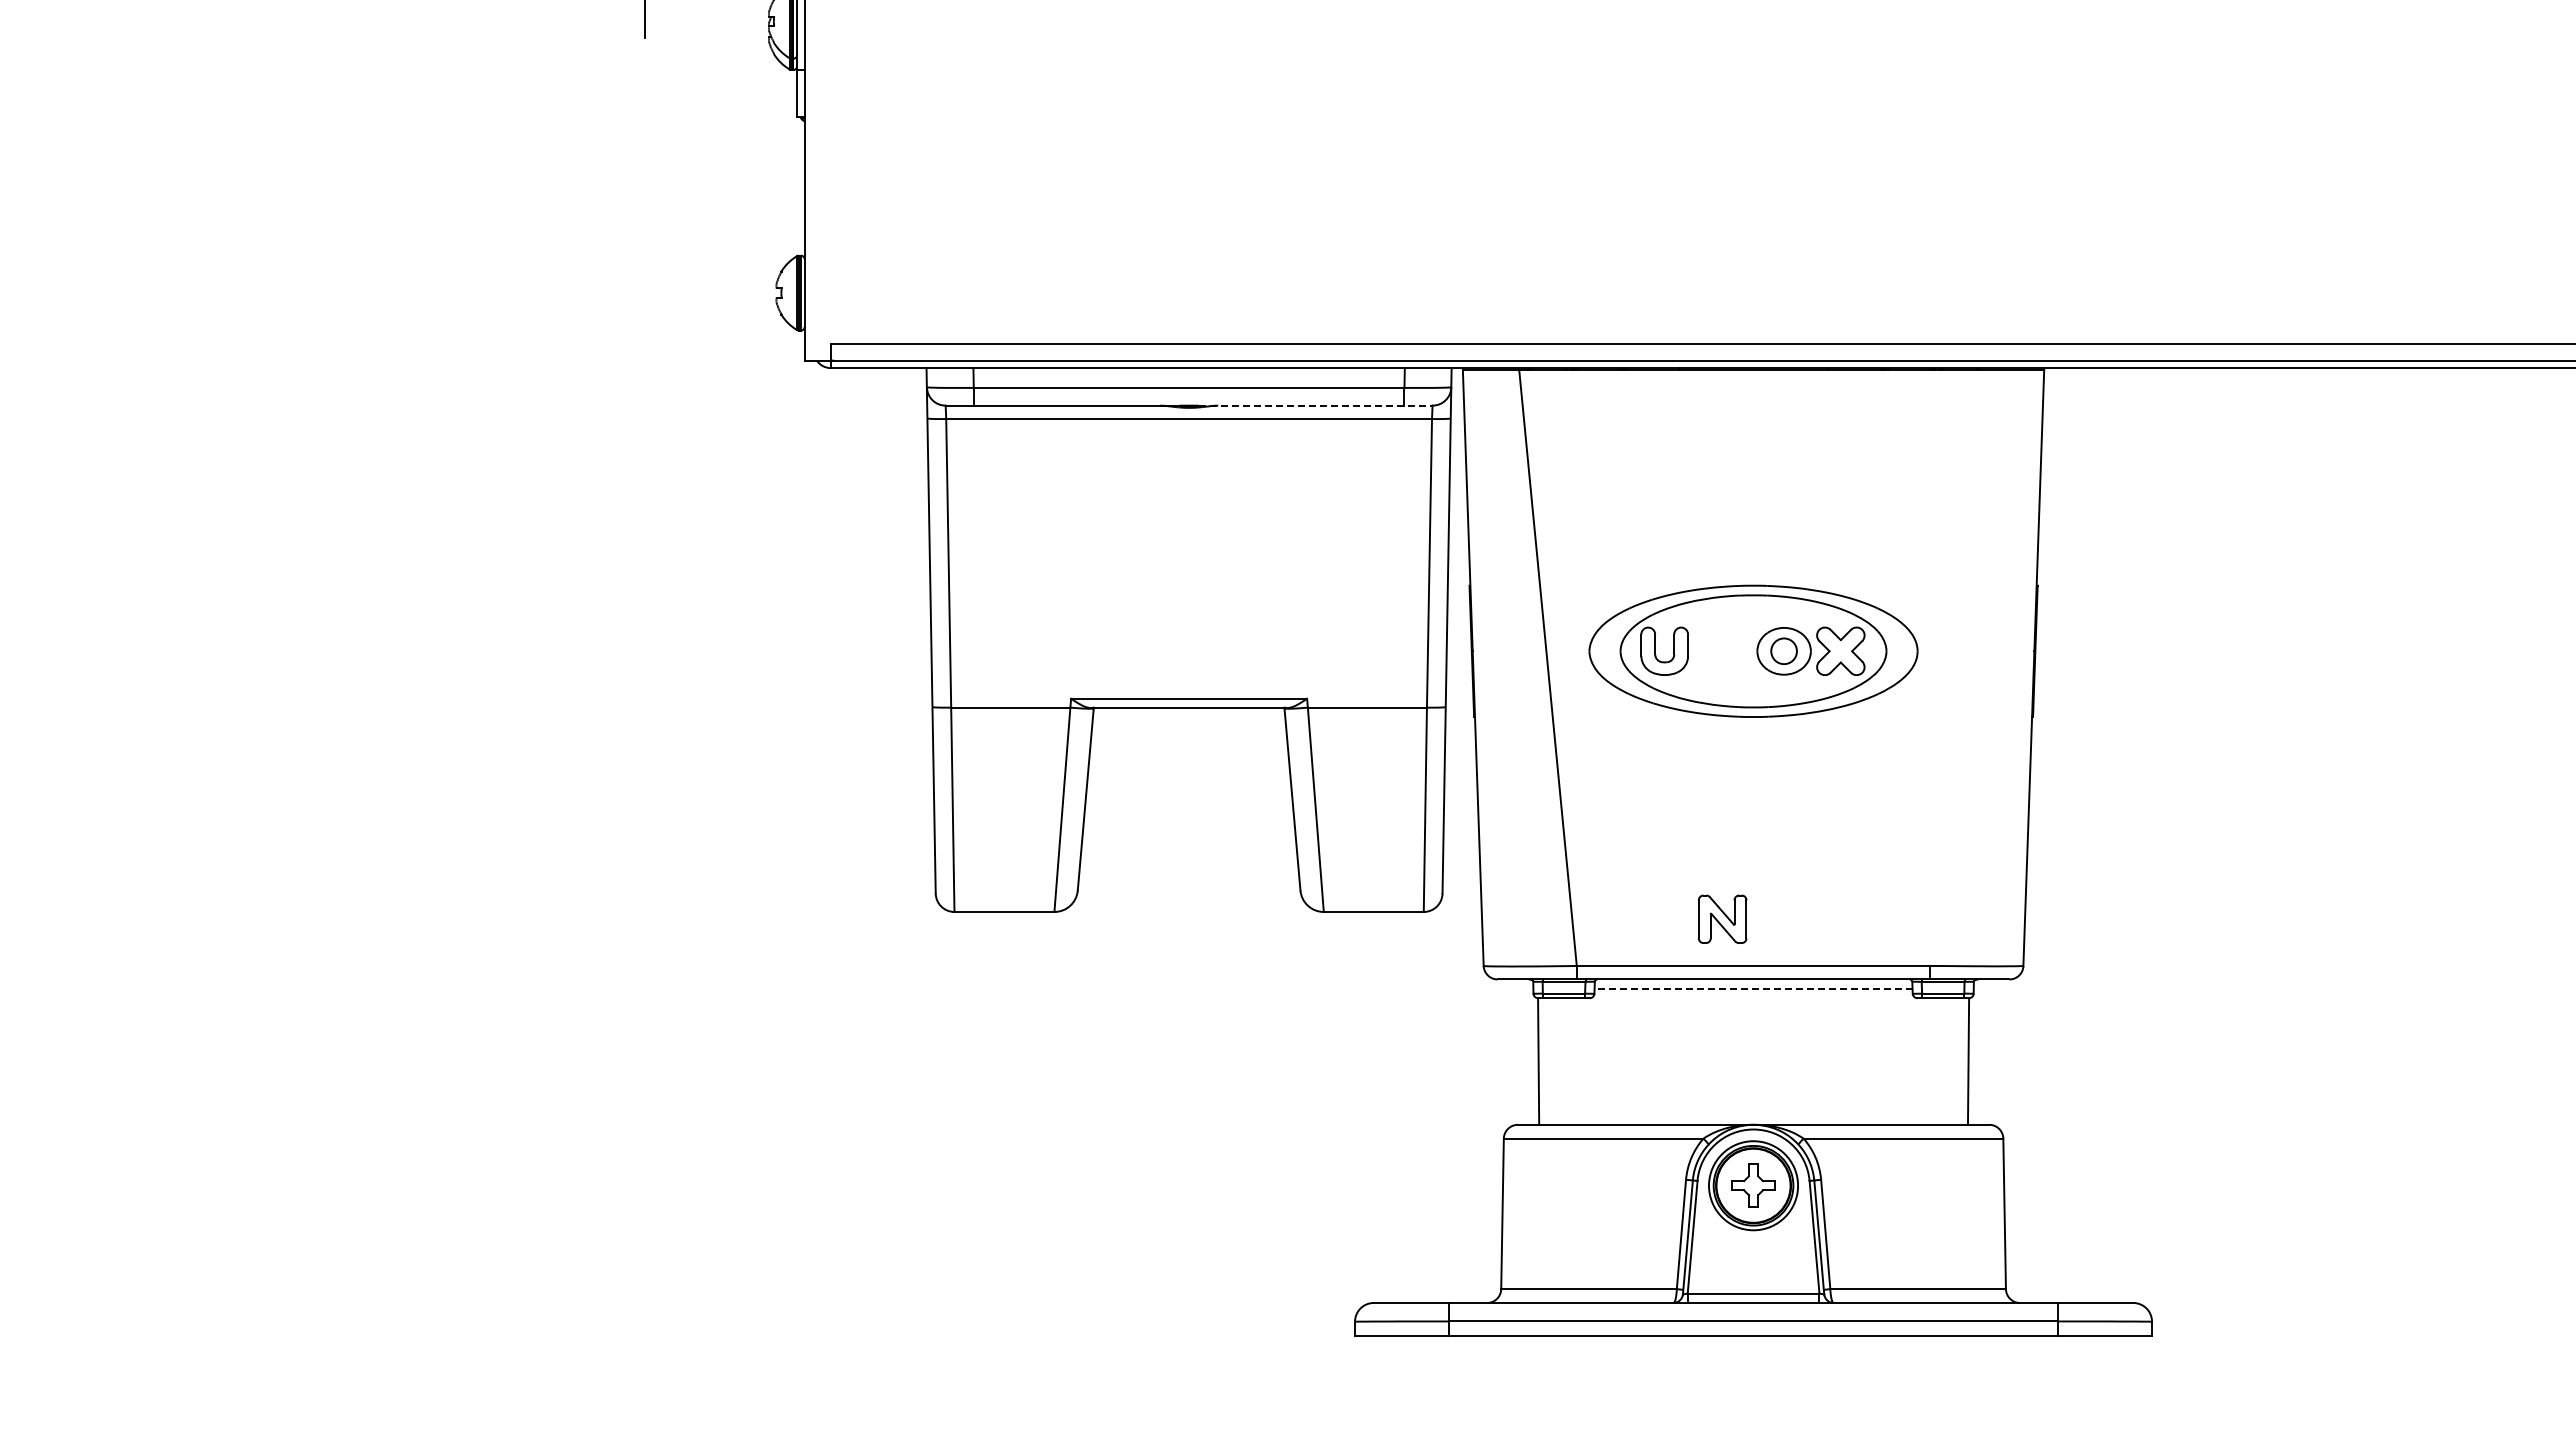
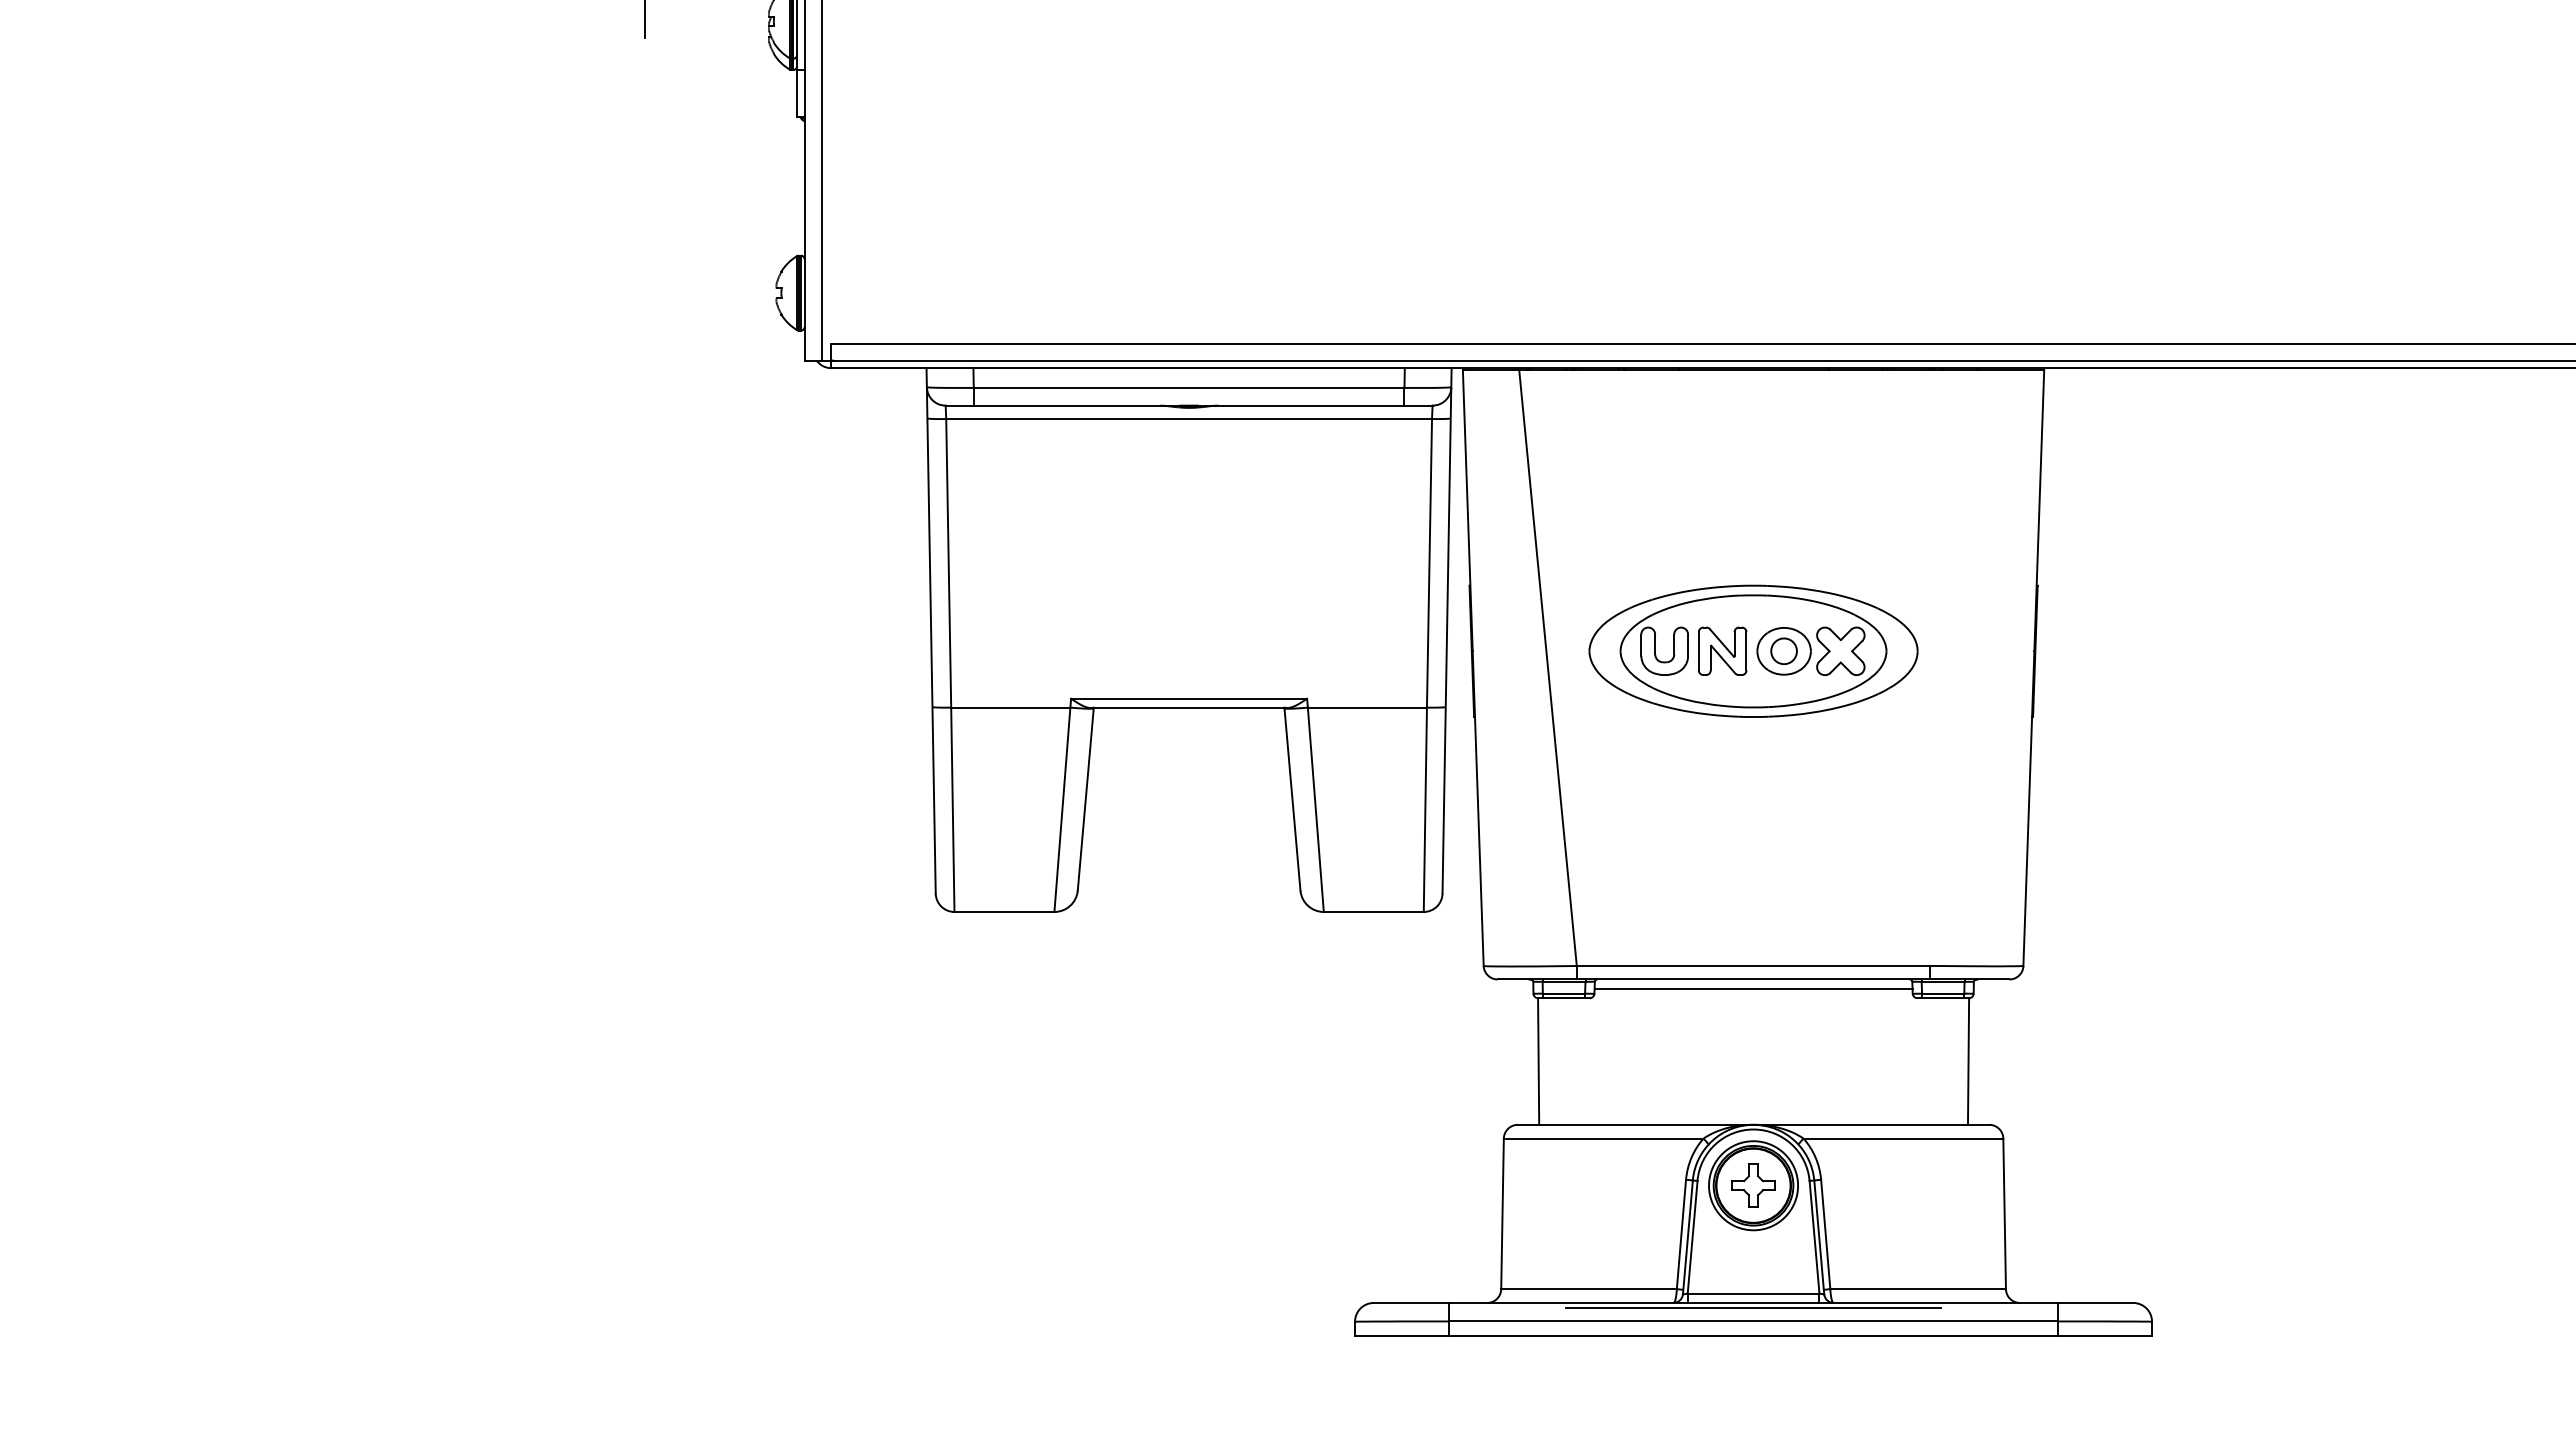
line: none -> present (821, 181)
line: dashed -> solid (1315, 405)
part position: (1722, 918) -> (1722, 650) (1722, 650)
line: dashed -> solid (1753, 988)
line: none -> present (1753, 1307)
